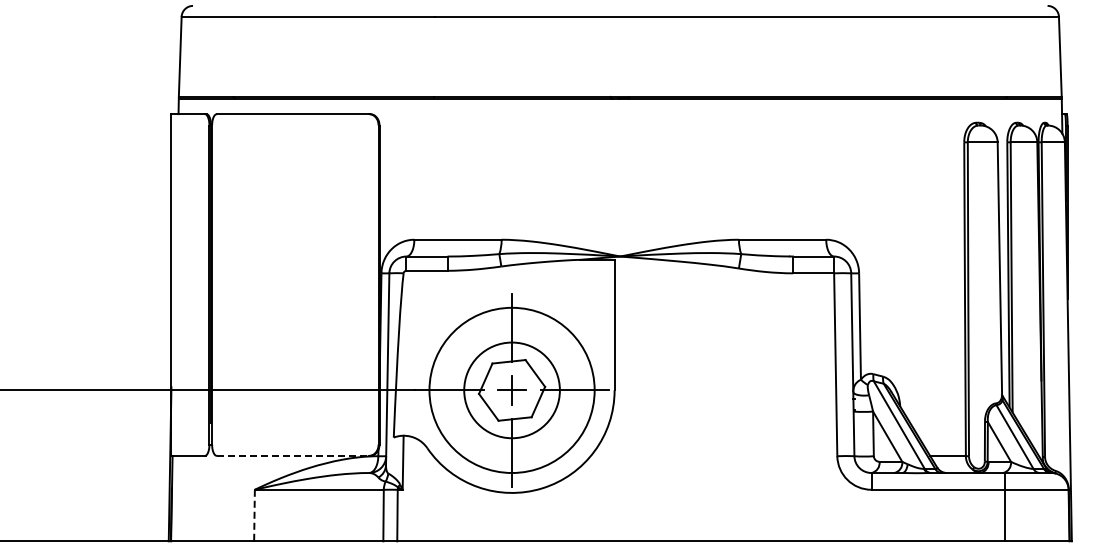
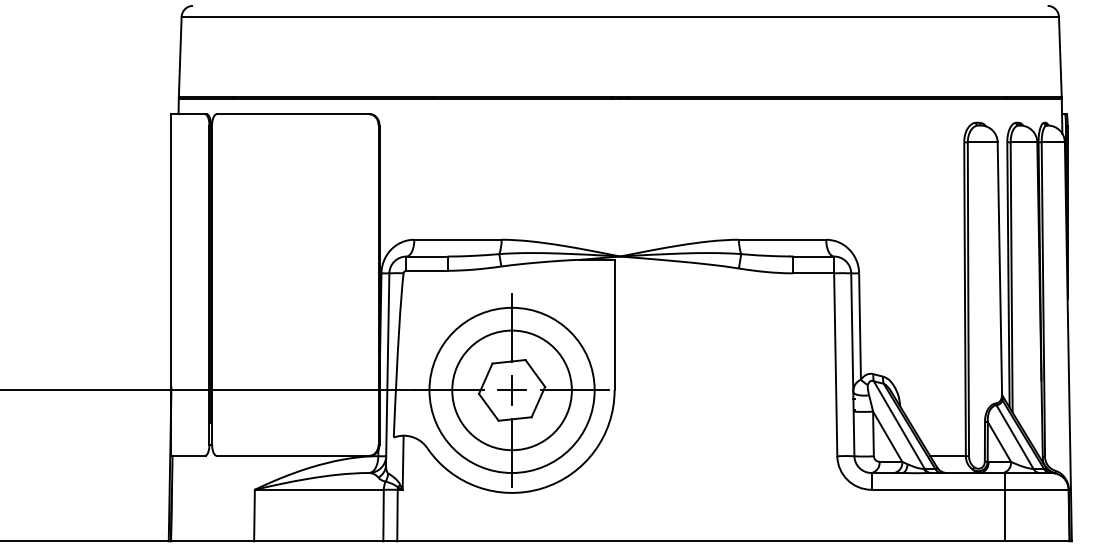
circle diameter: 96 px -> 120 px (511, 390)
line: dashed -> solid (293, 455)
line: dashed -> solid (254, 515)
